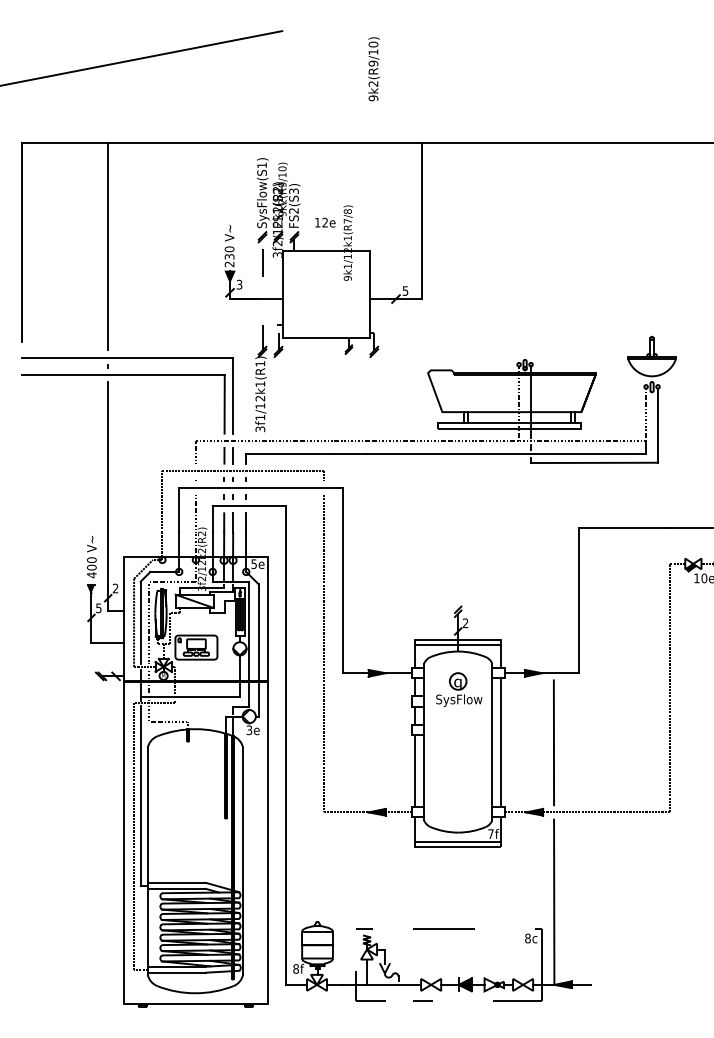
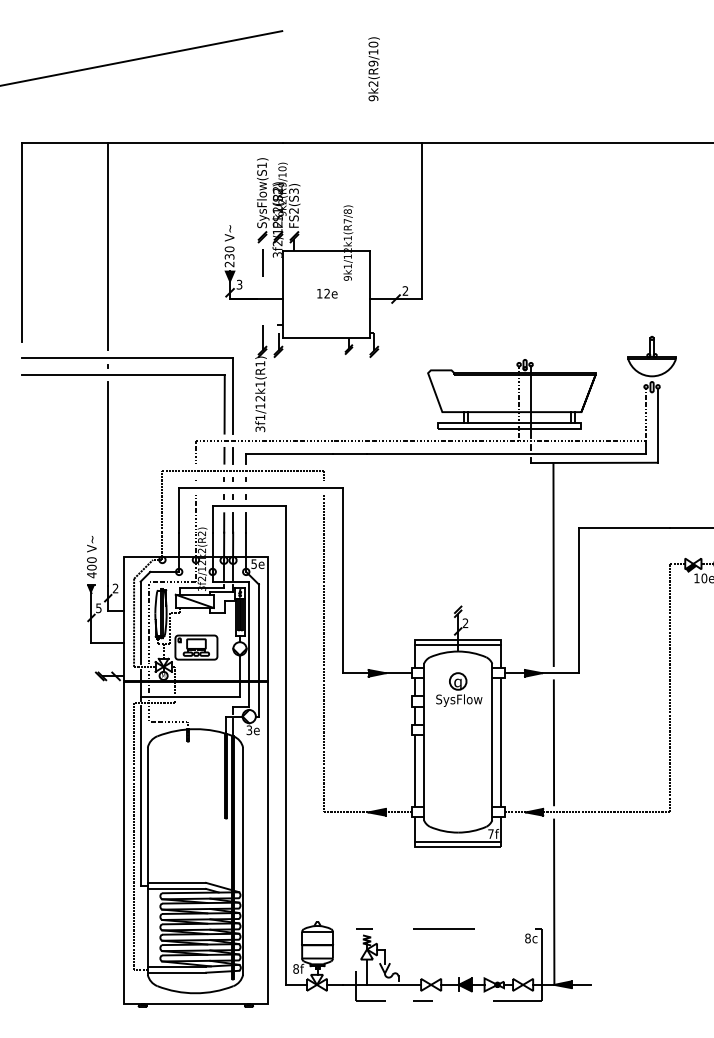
text position: (325, 222) -> (327, 293) (327, 293)
text: 5 -> 2 (405, 290)
line: none -> present (553, 564)
